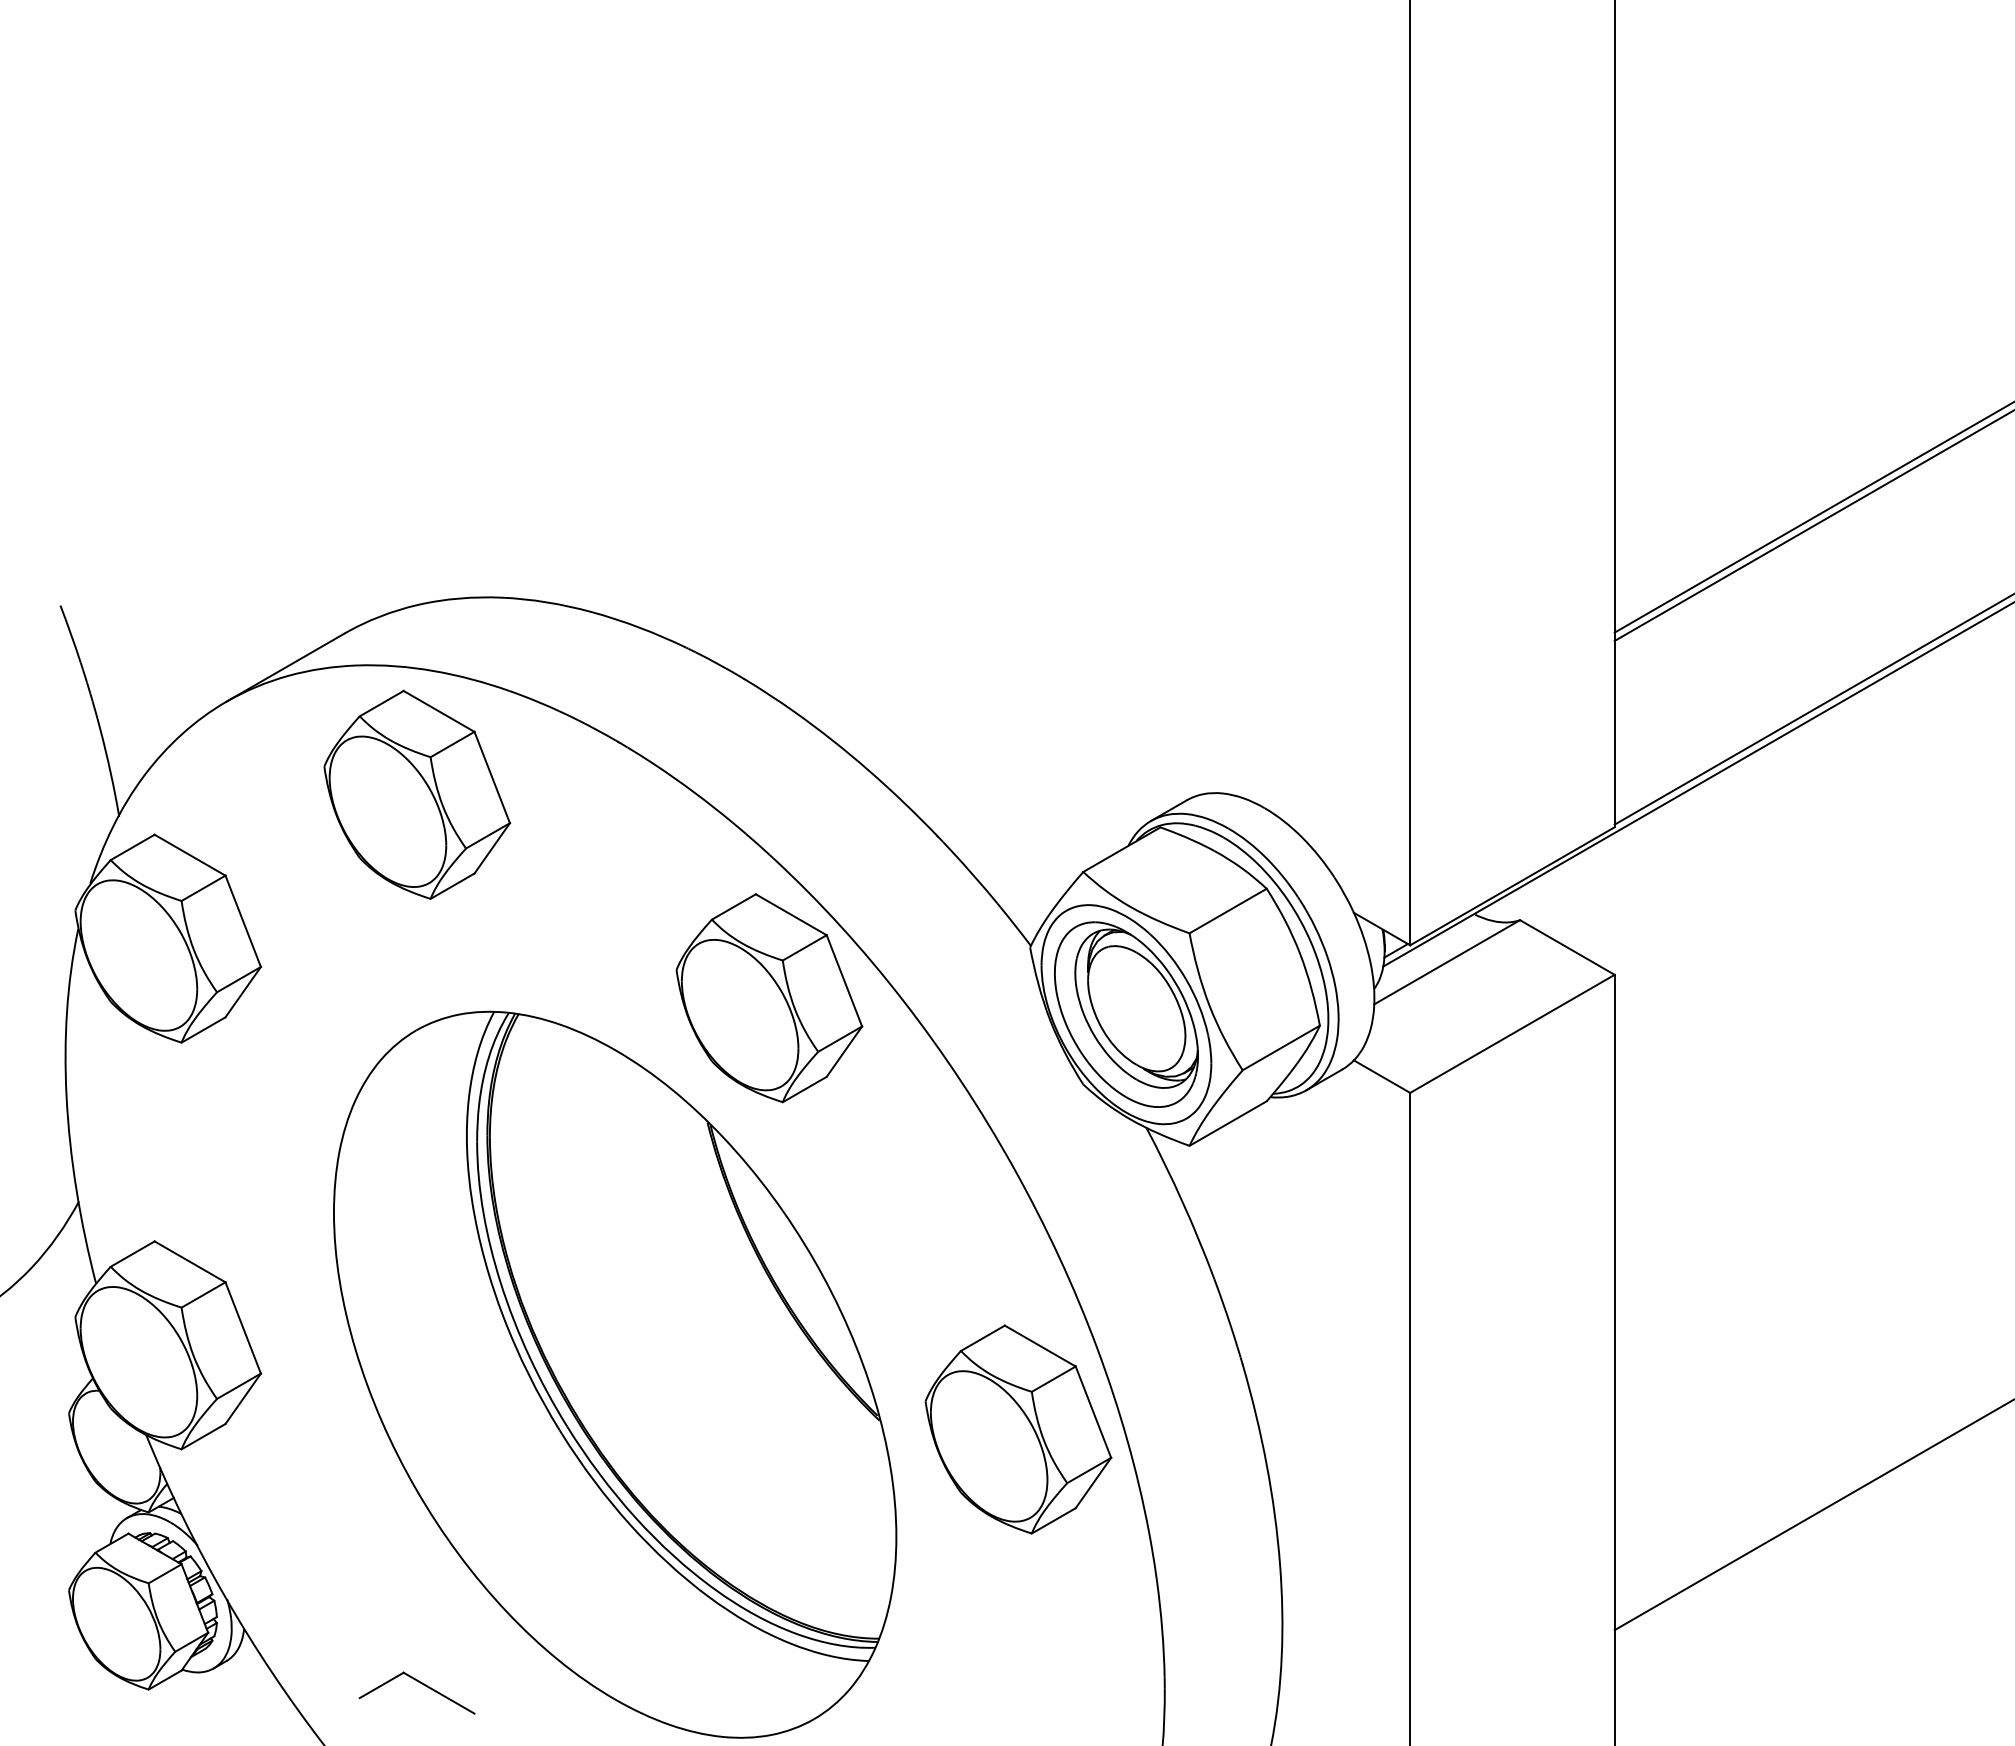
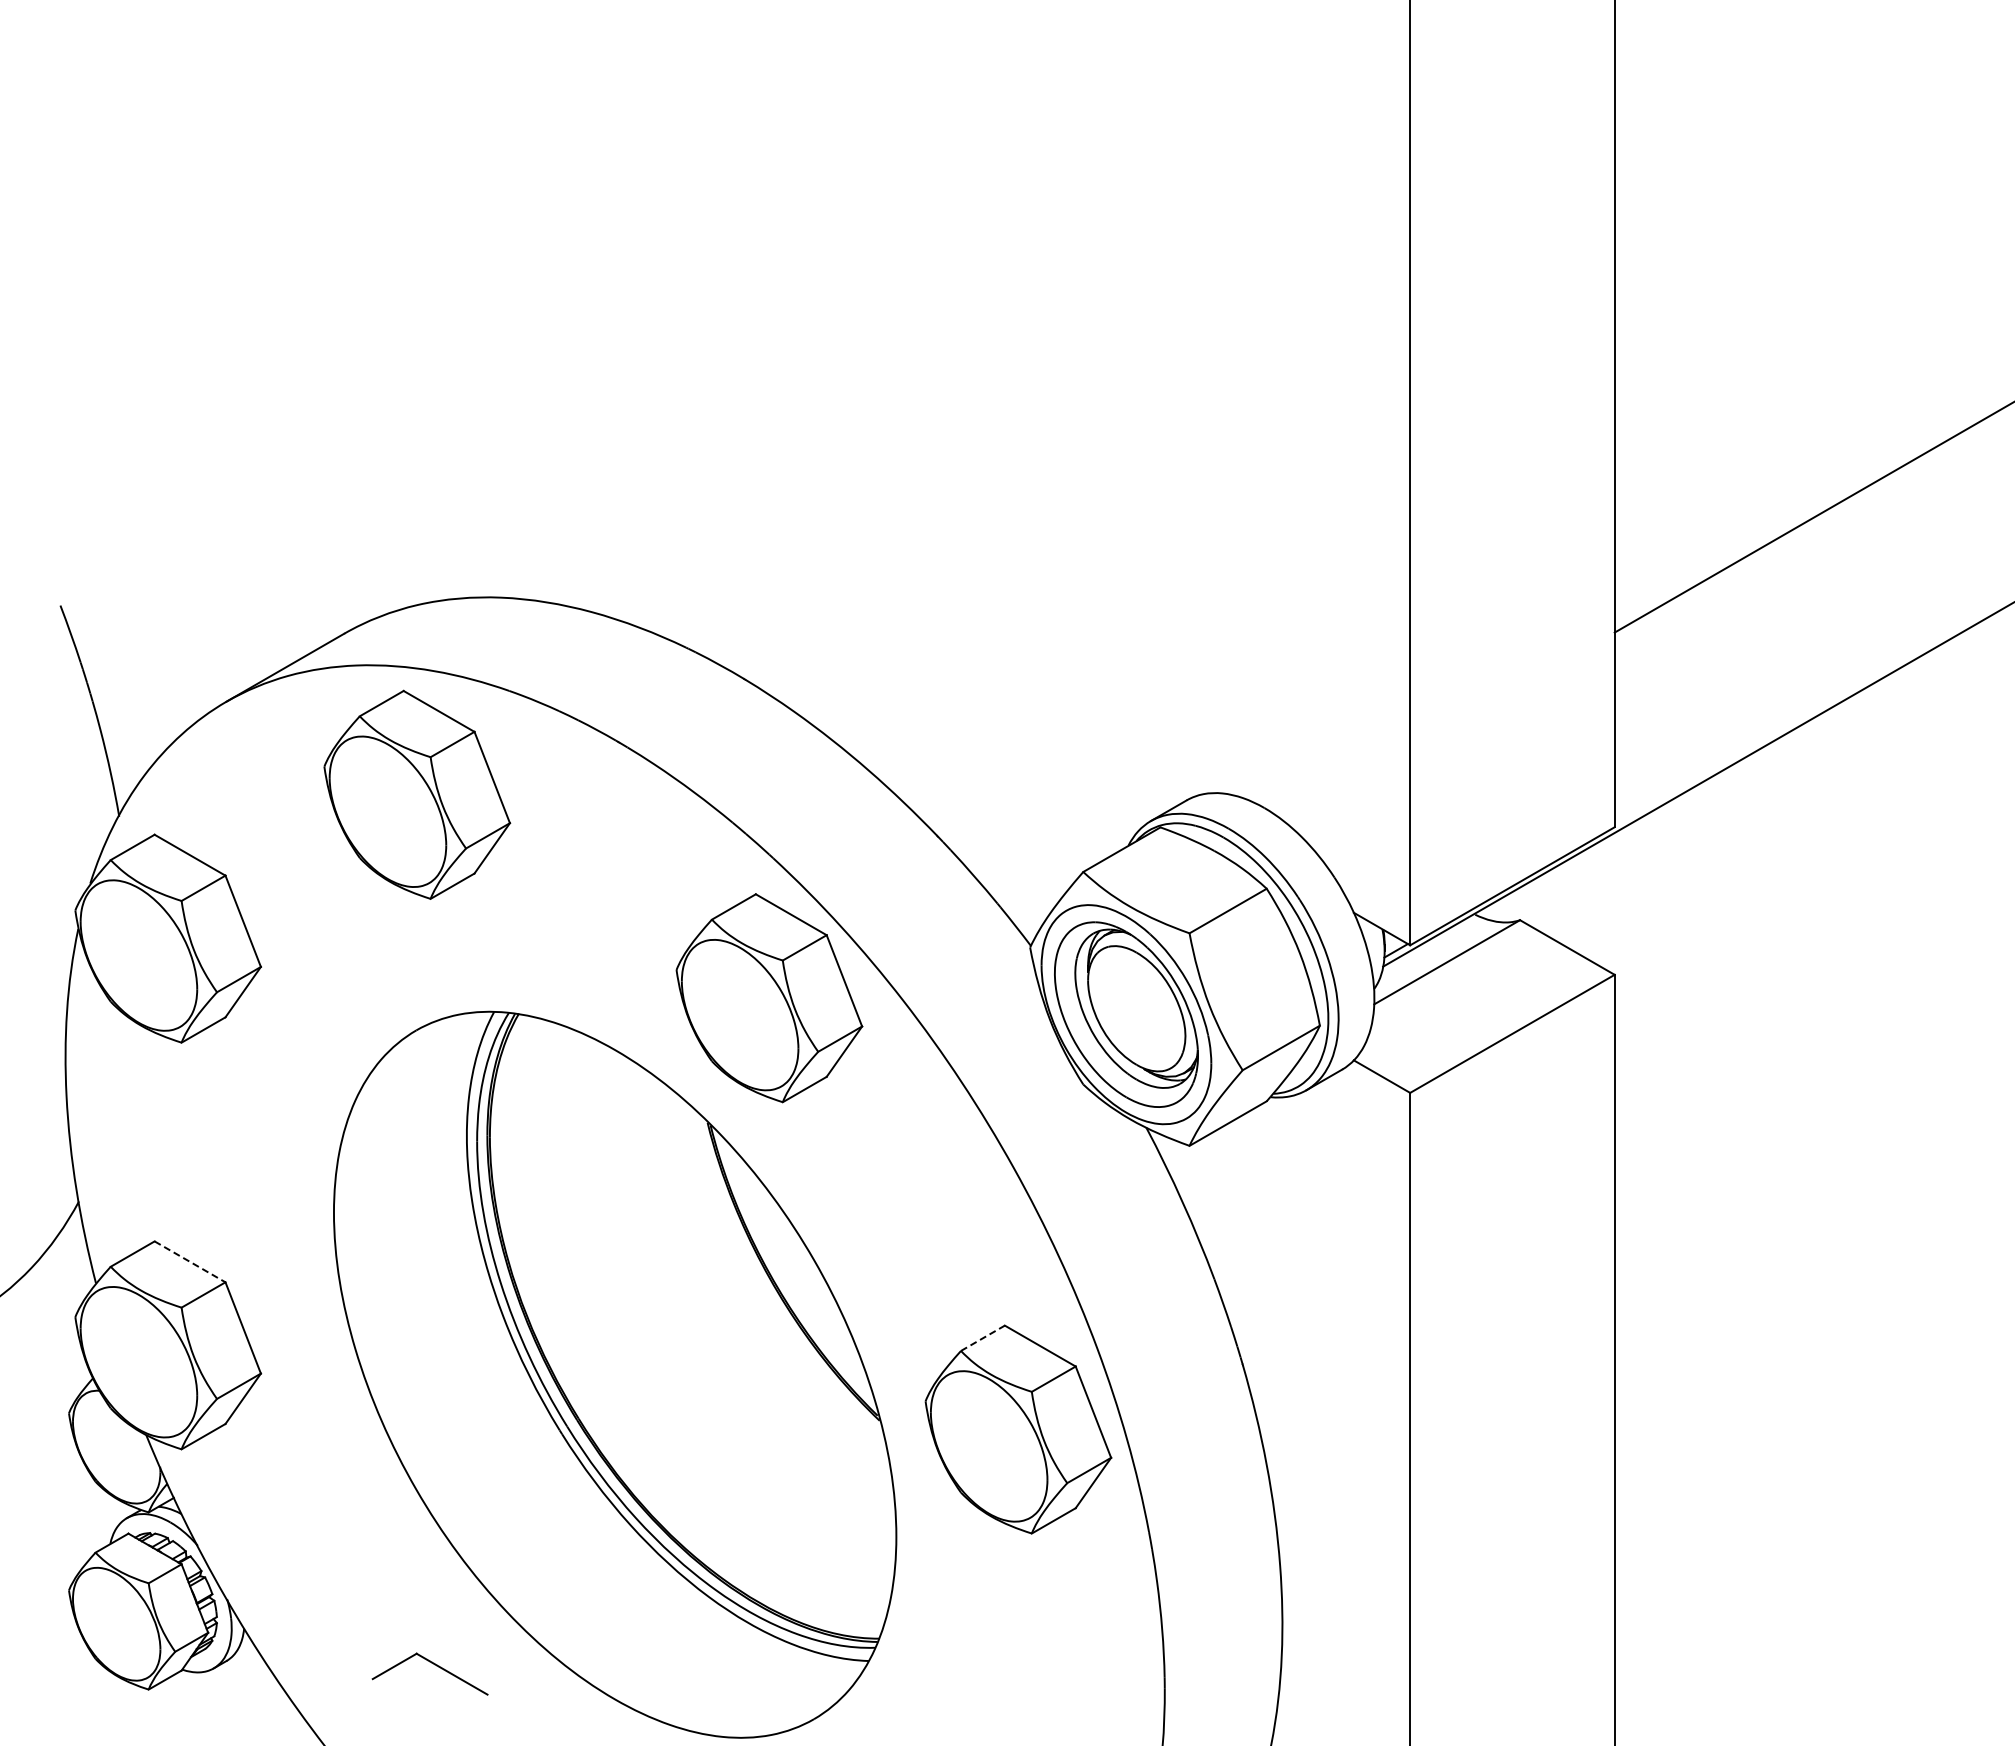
line: present -> none (1812, 525)
line: present -> none (1812, 709)
line: solid -> dashed (190, 1261)
line: solid -> dashed (983, 1338)
line: present -> none (1812, 1515)
part position: (421, 1684) -> (434, 1665) (434, 1665)
